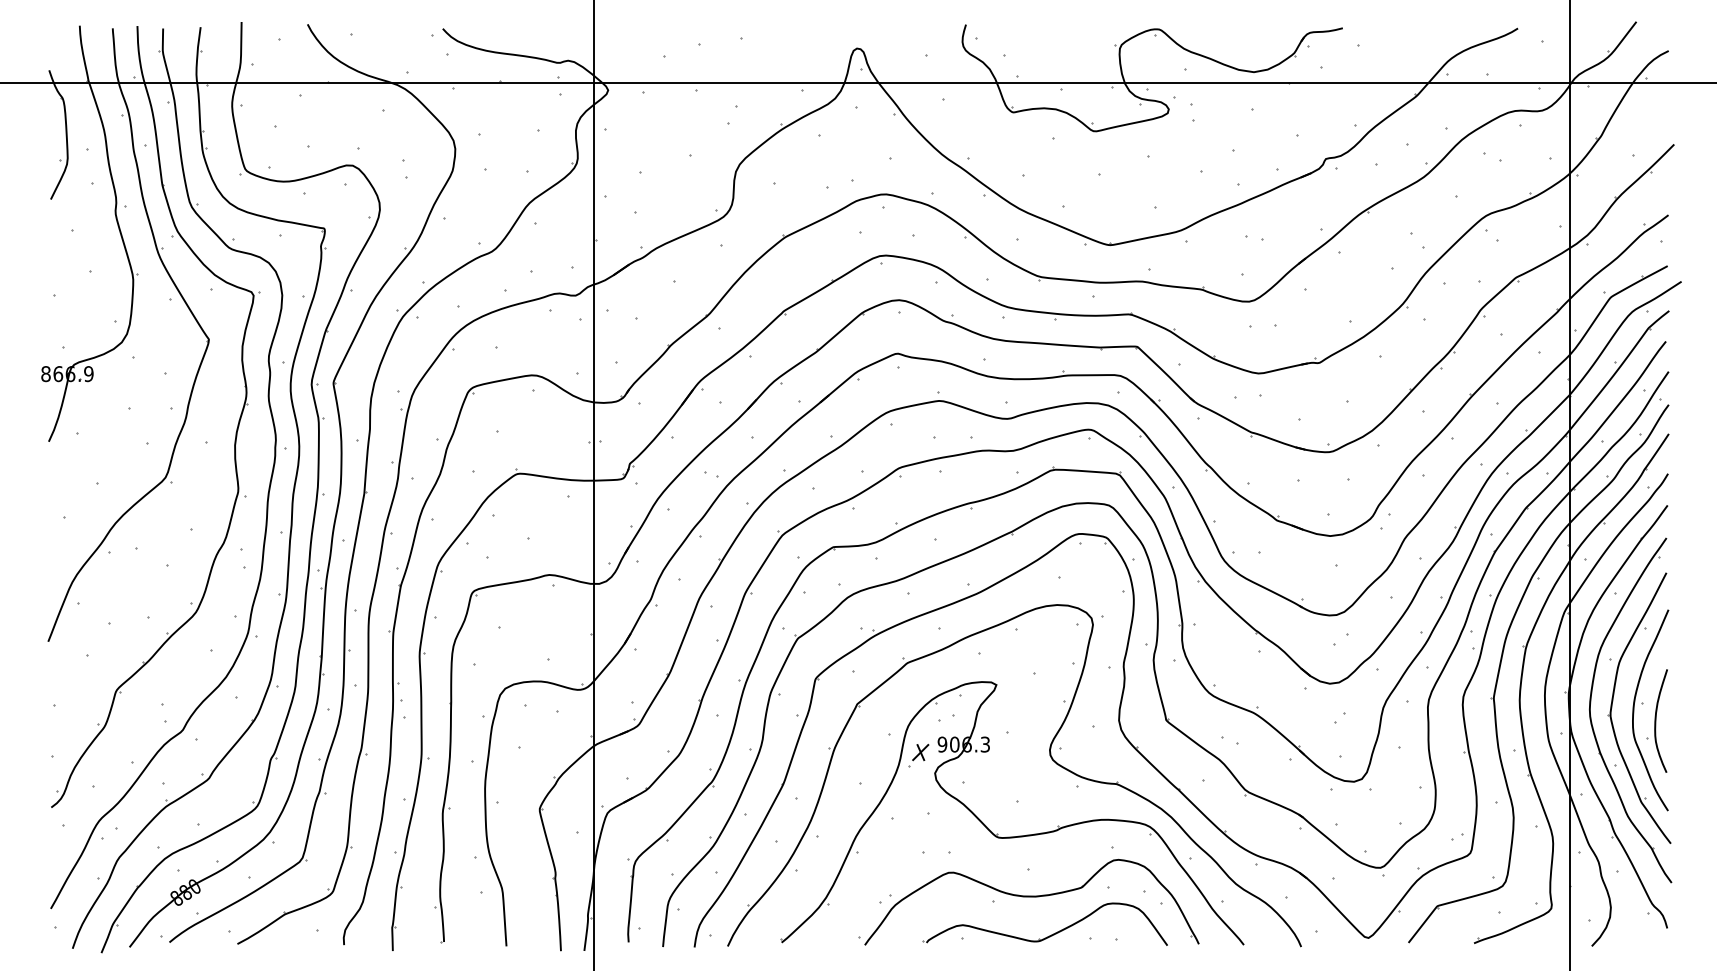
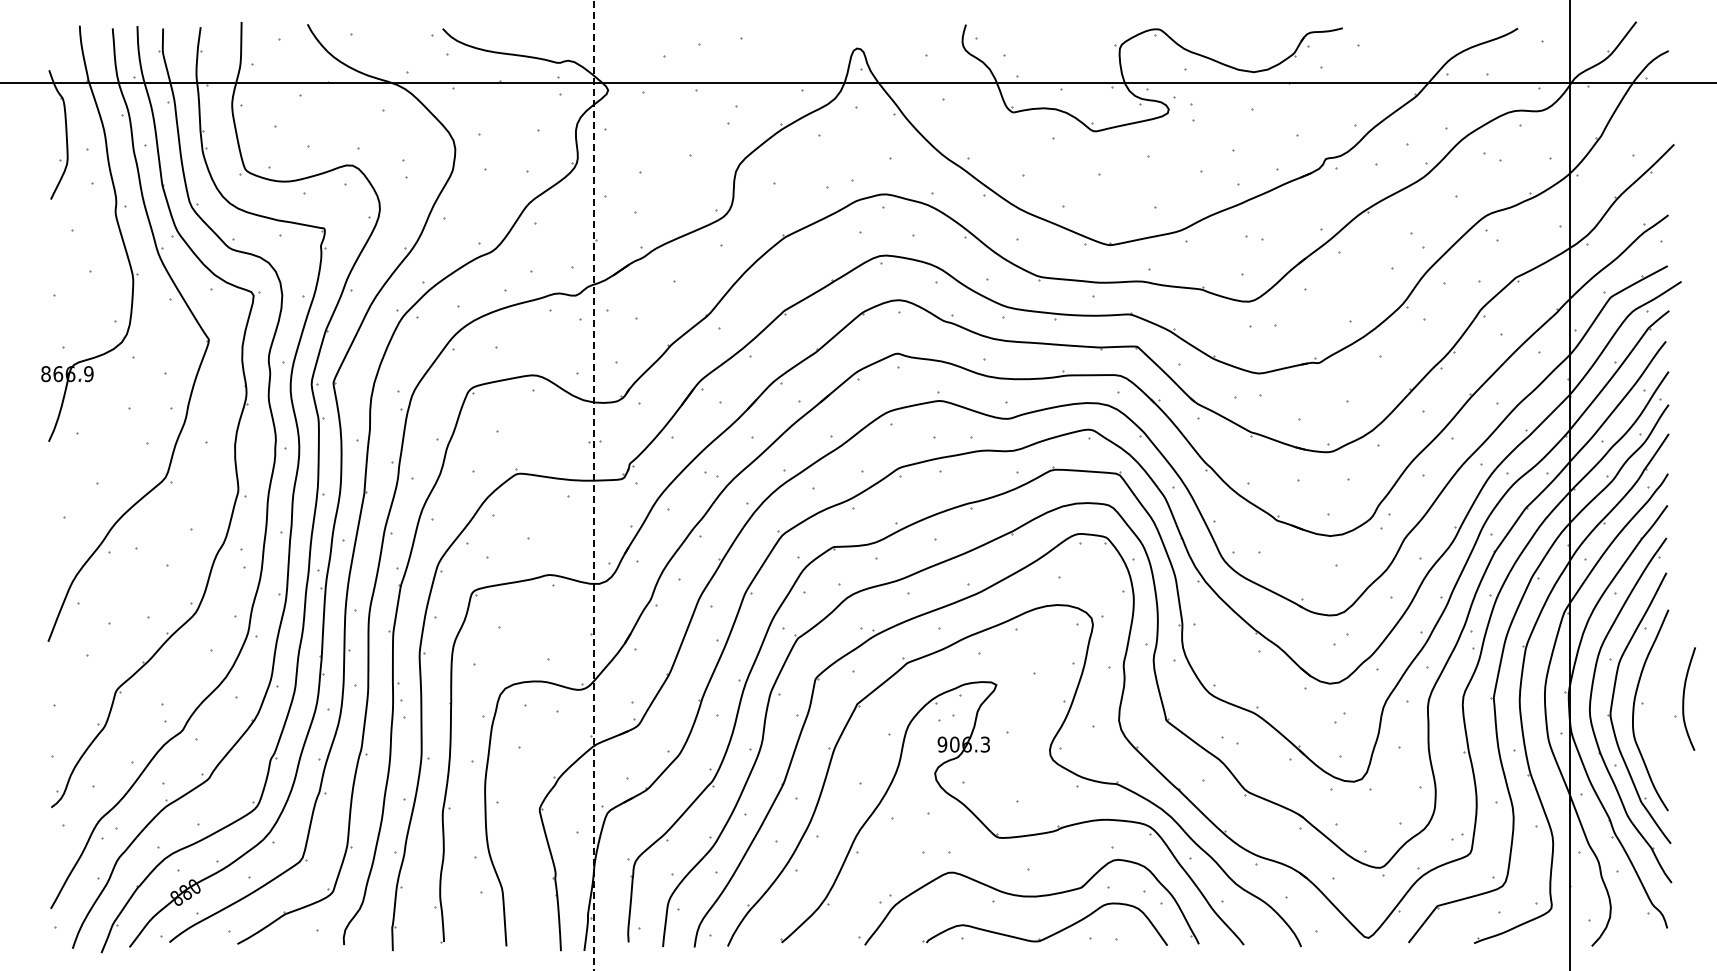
line: solid -> dashed (593, 485)
part position: (1656, 720) -> (1684, 698) (1684, 698)
part: present -> none (918, 755)
